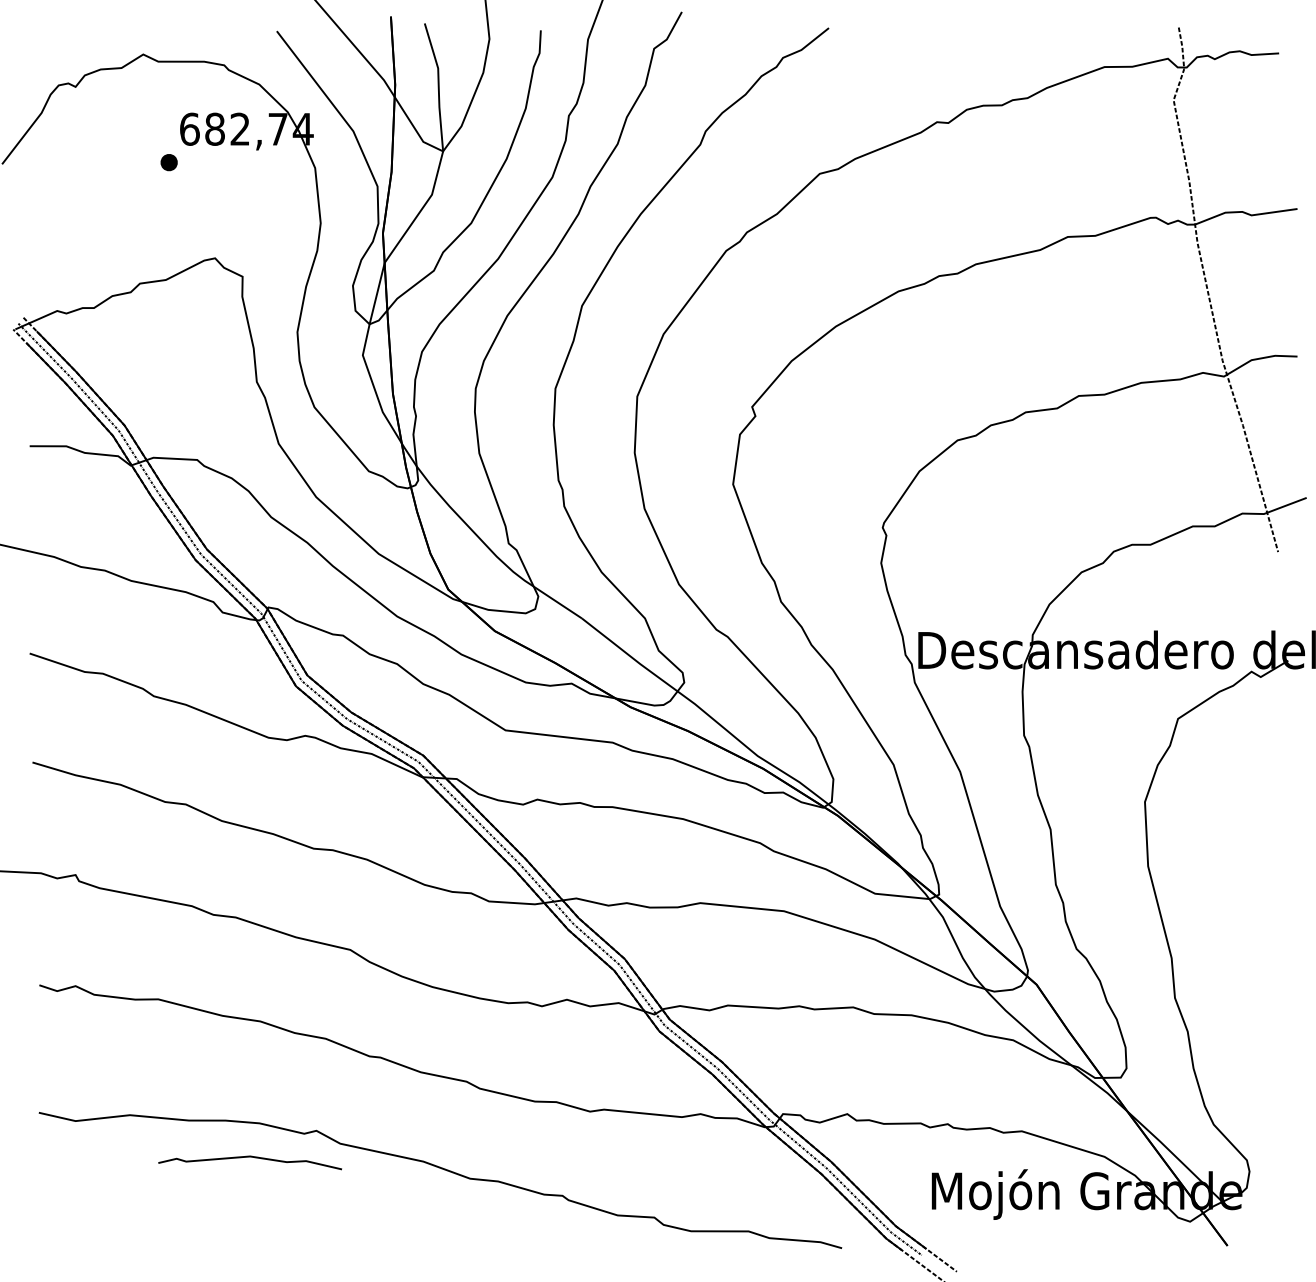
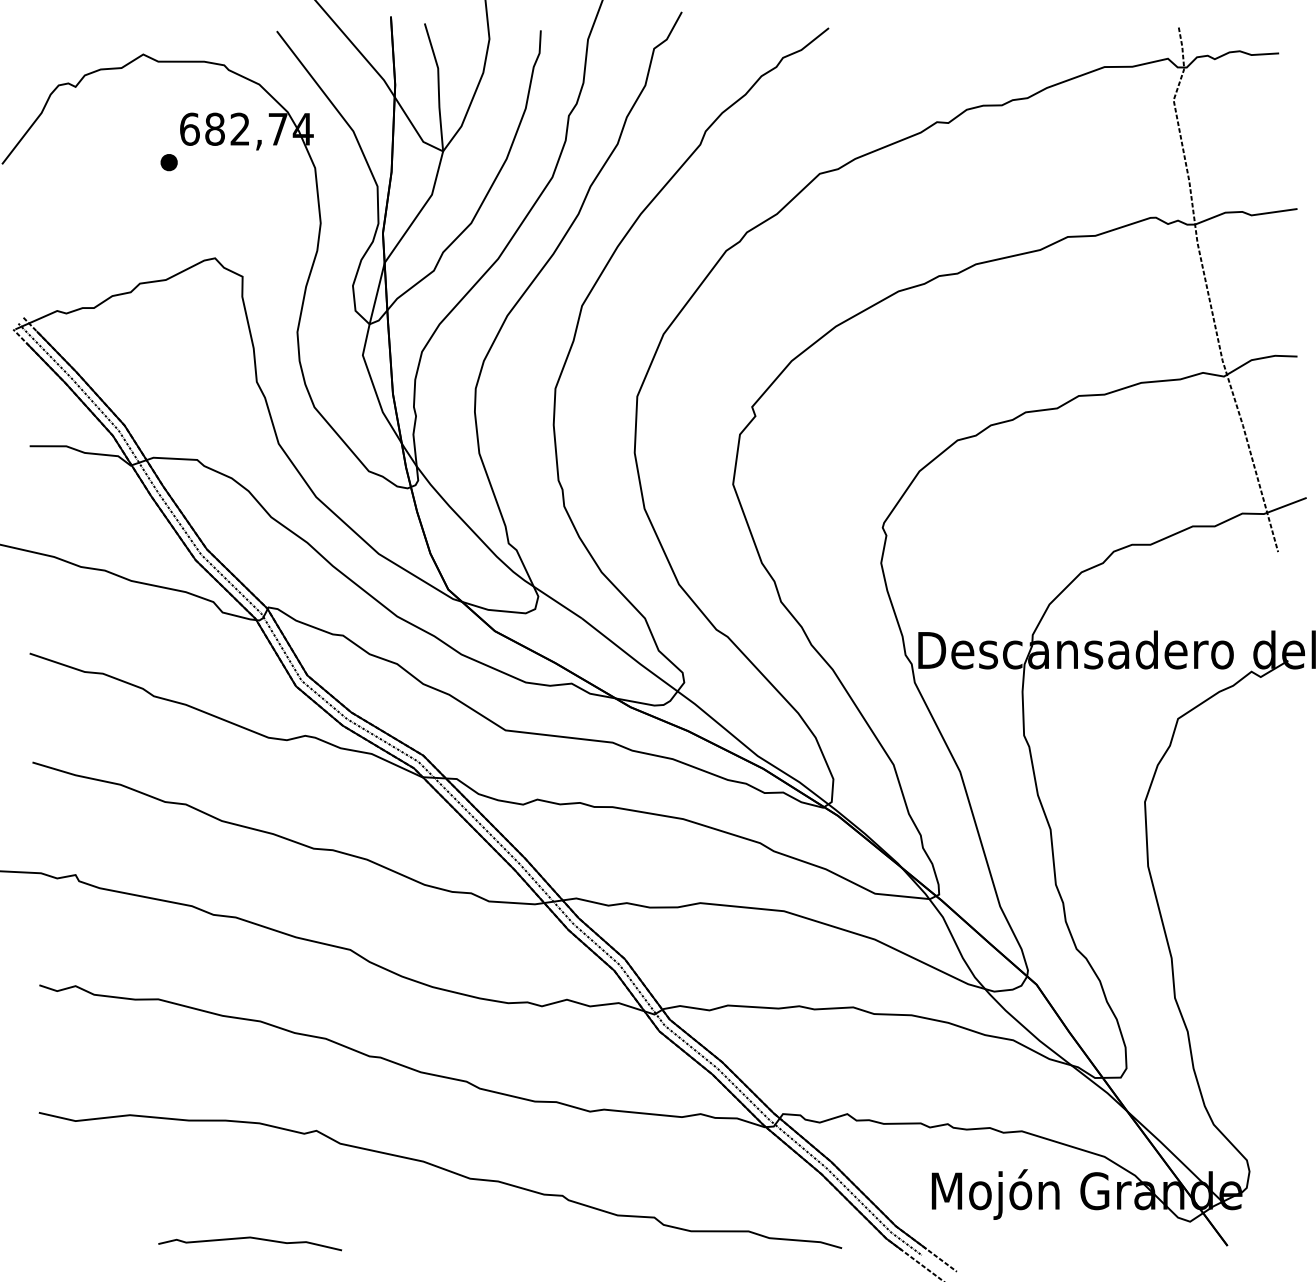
part position: (250, 1162) -> (250, 1243) (250, 1243)
